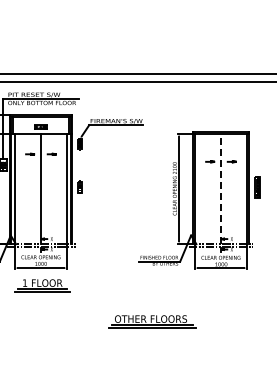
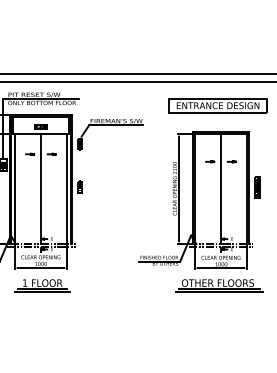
part: none -> present (217, 105)
line: dashed -> solid (221, 188)
part position: (152, 321) -> (219, 285) (219, 285)
